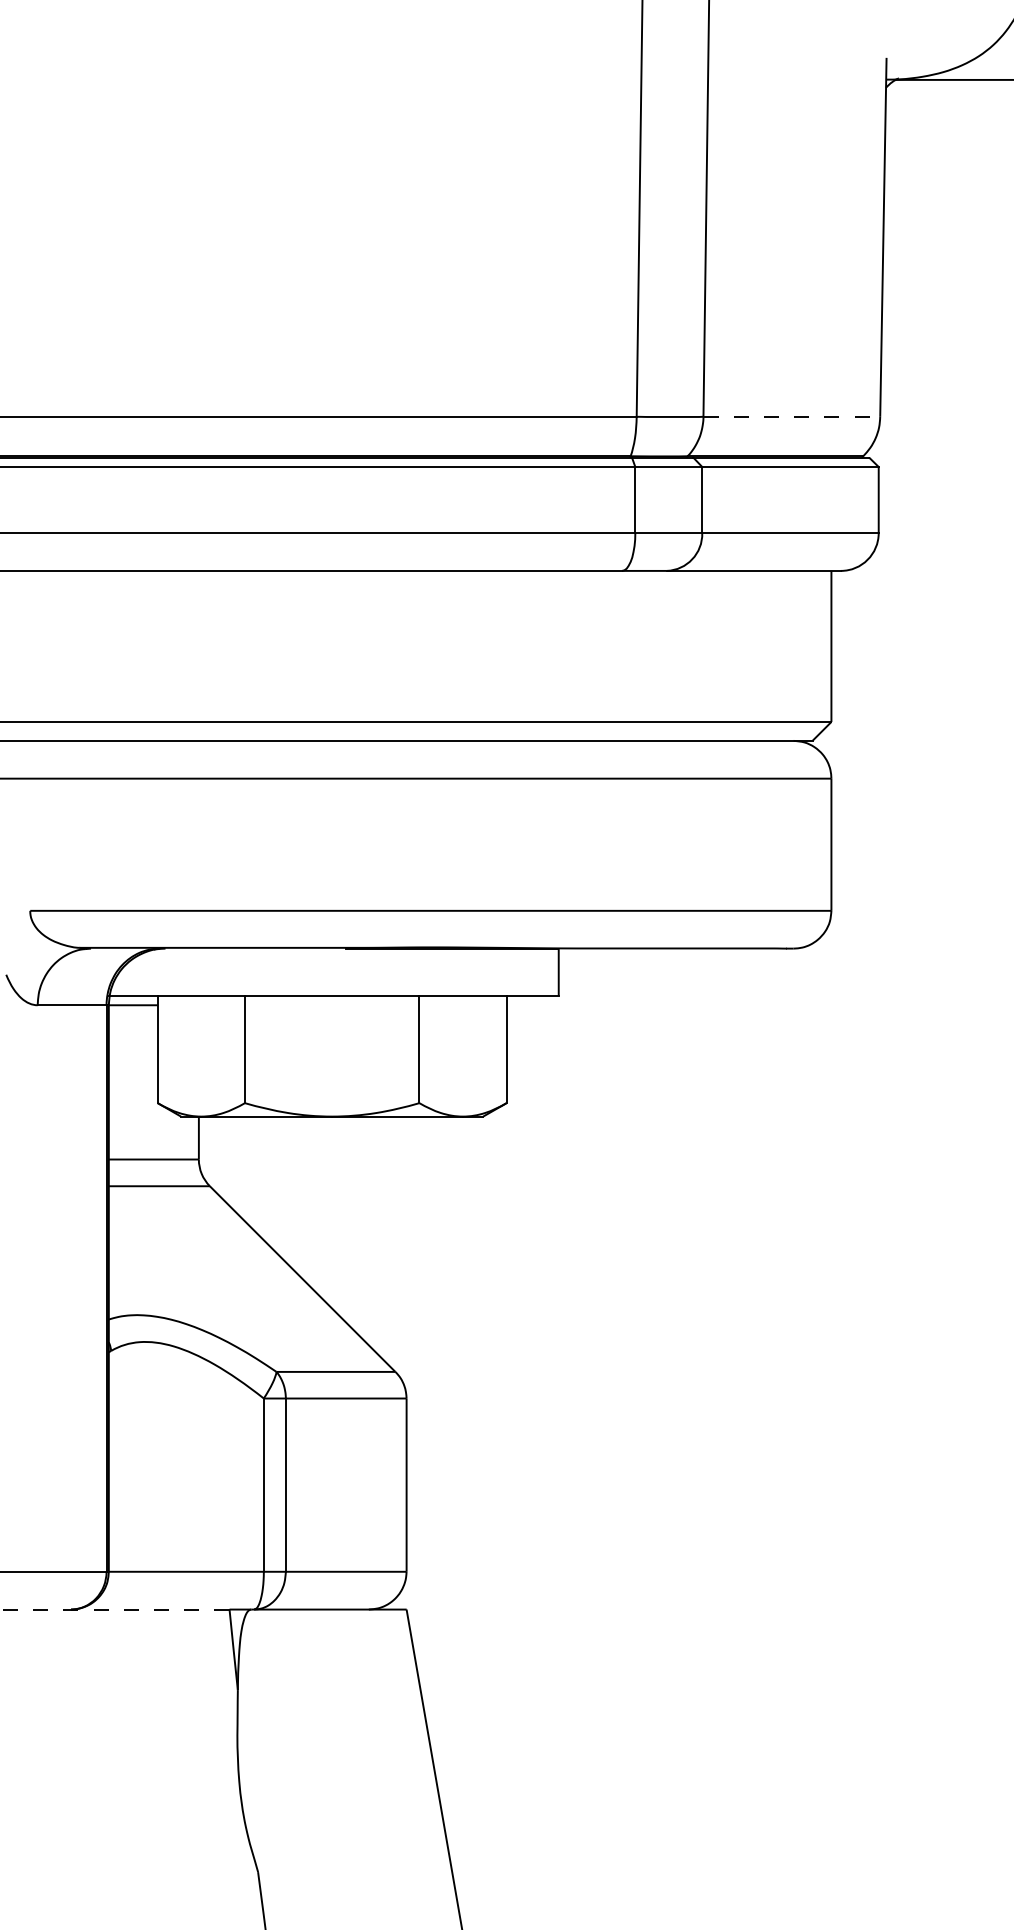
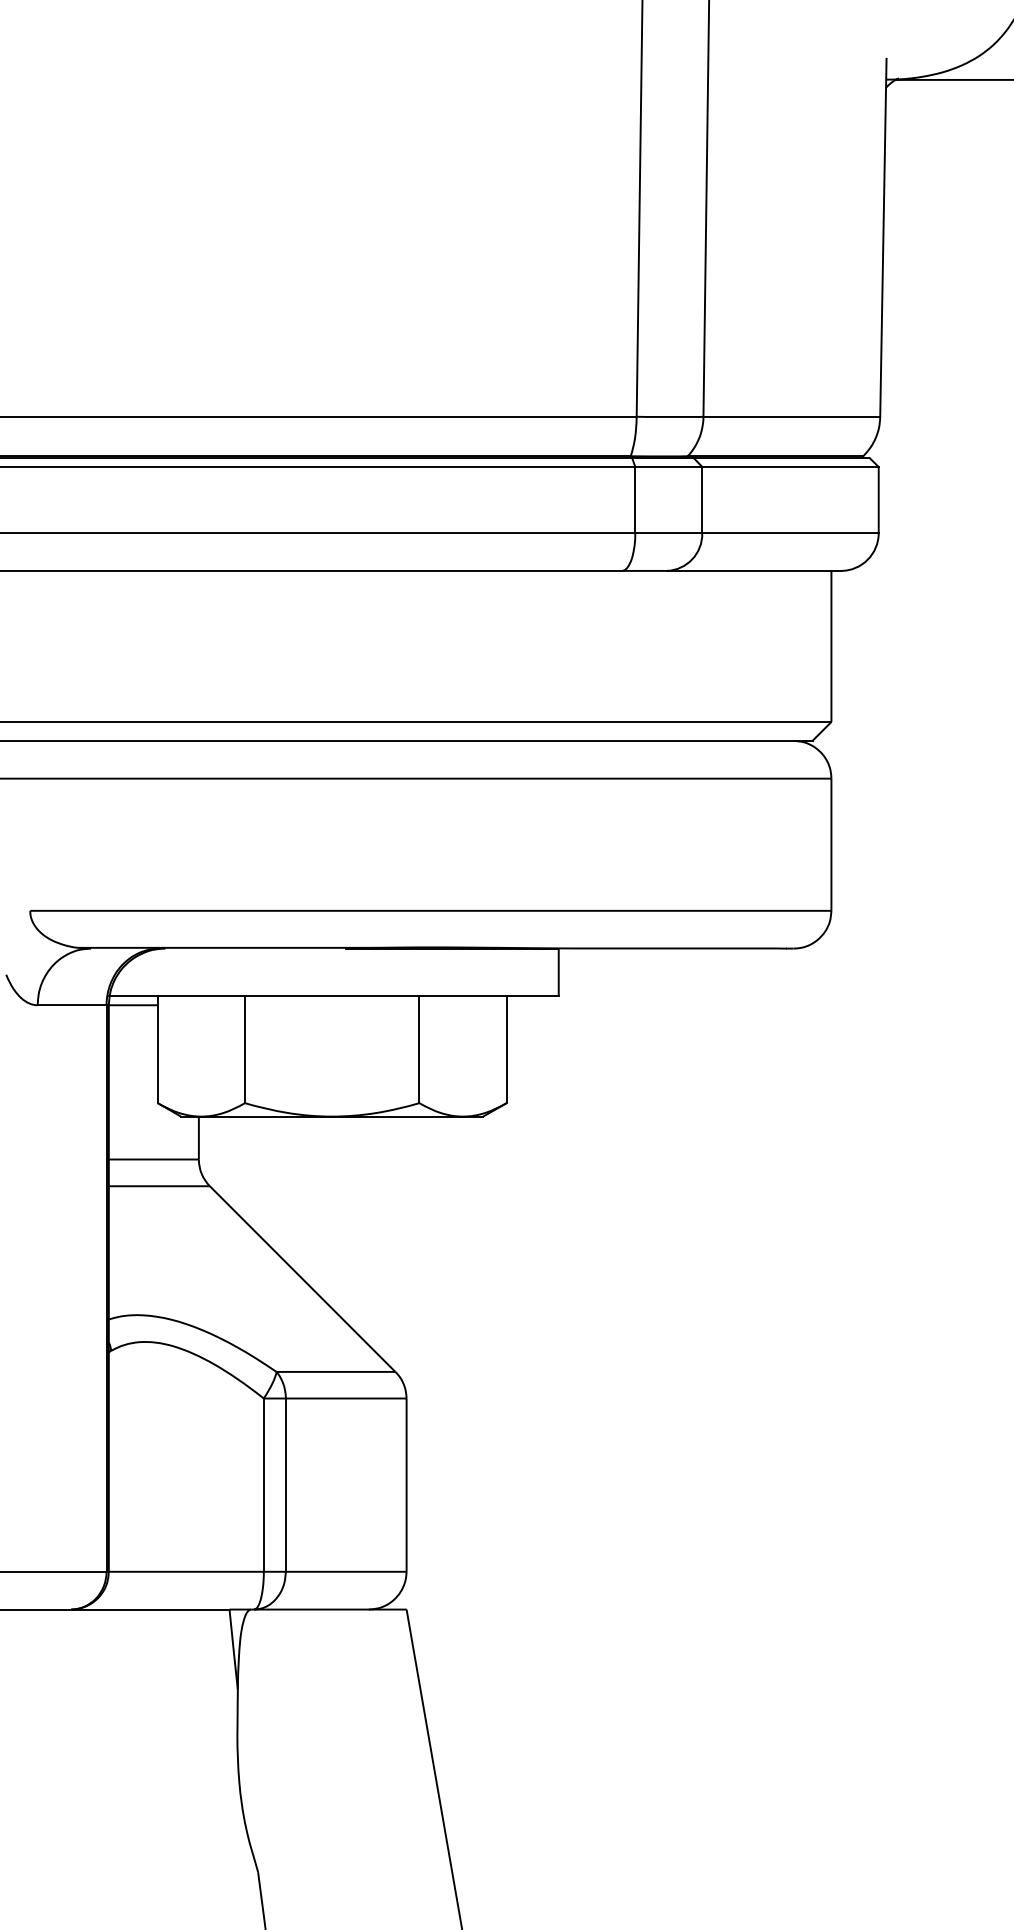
line: dashed -> solid (792, 416)
line: dashed -> solid (114, 1609)
